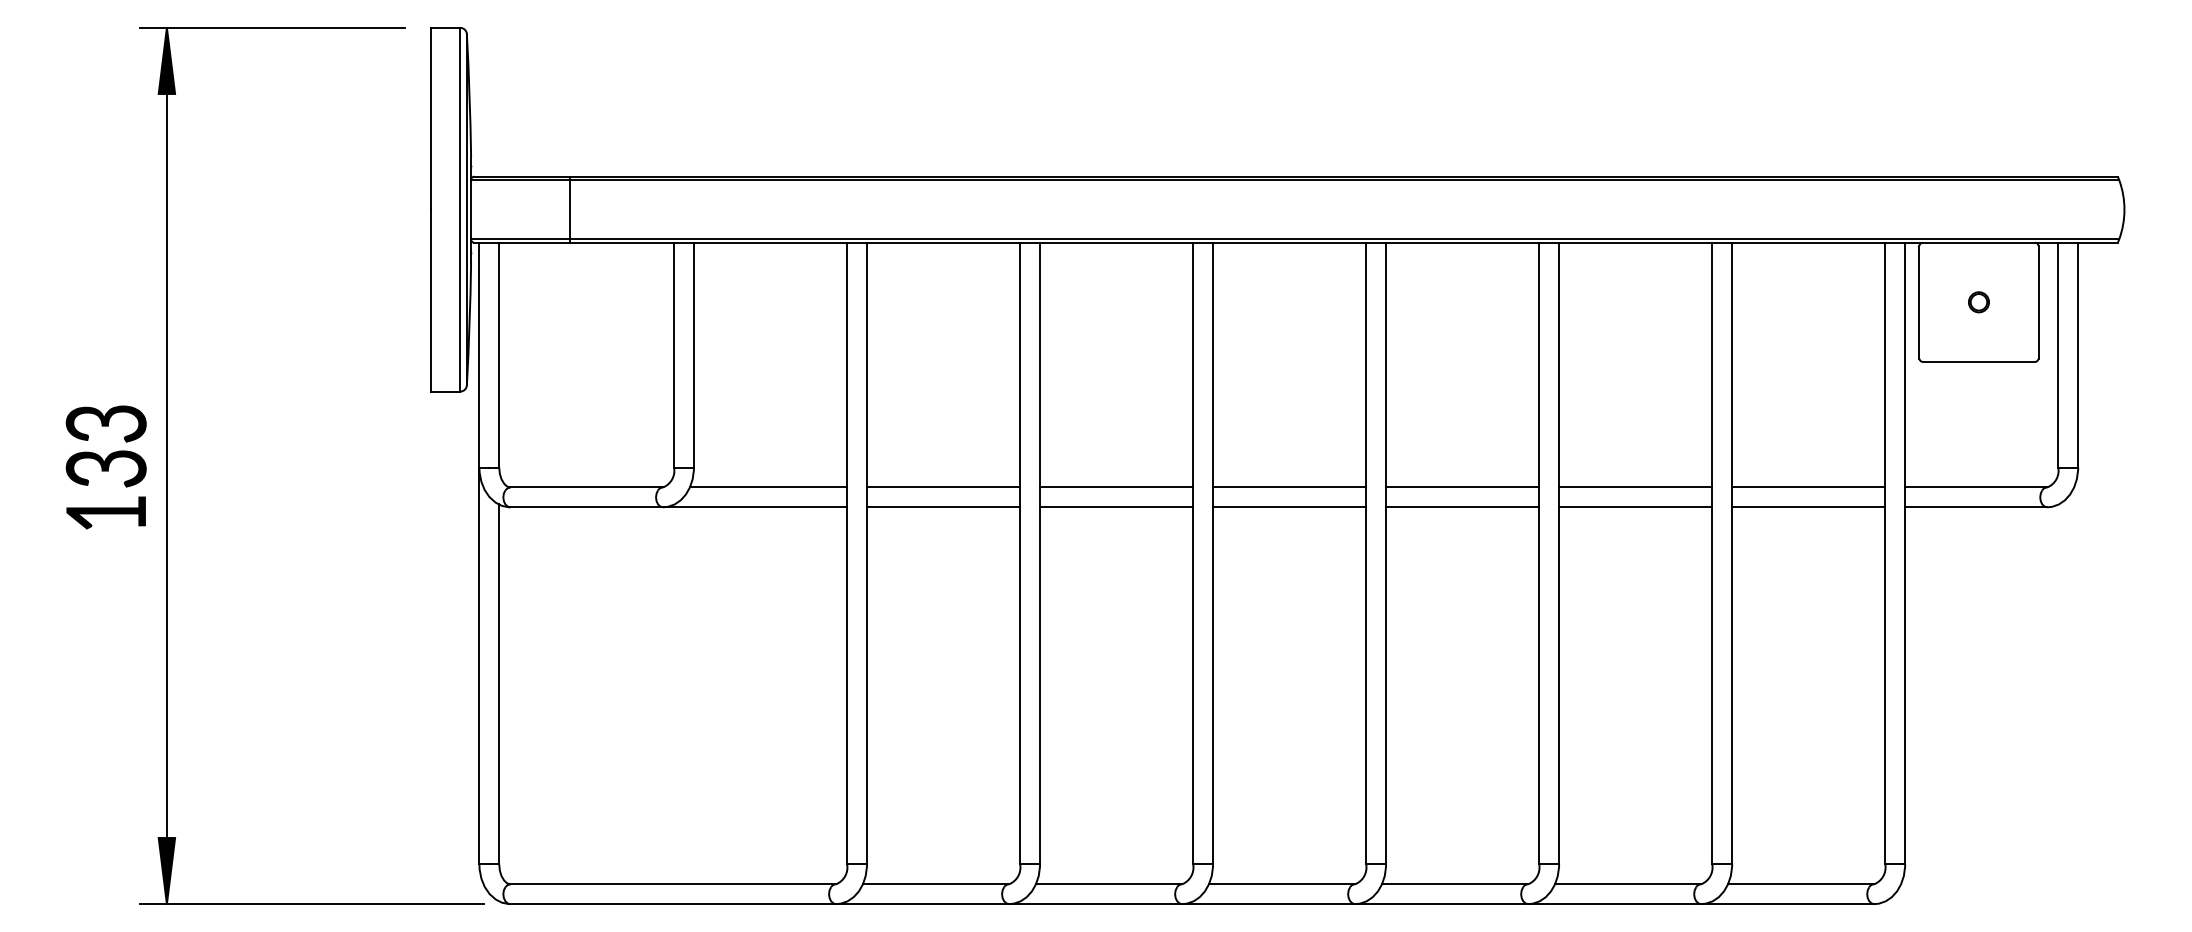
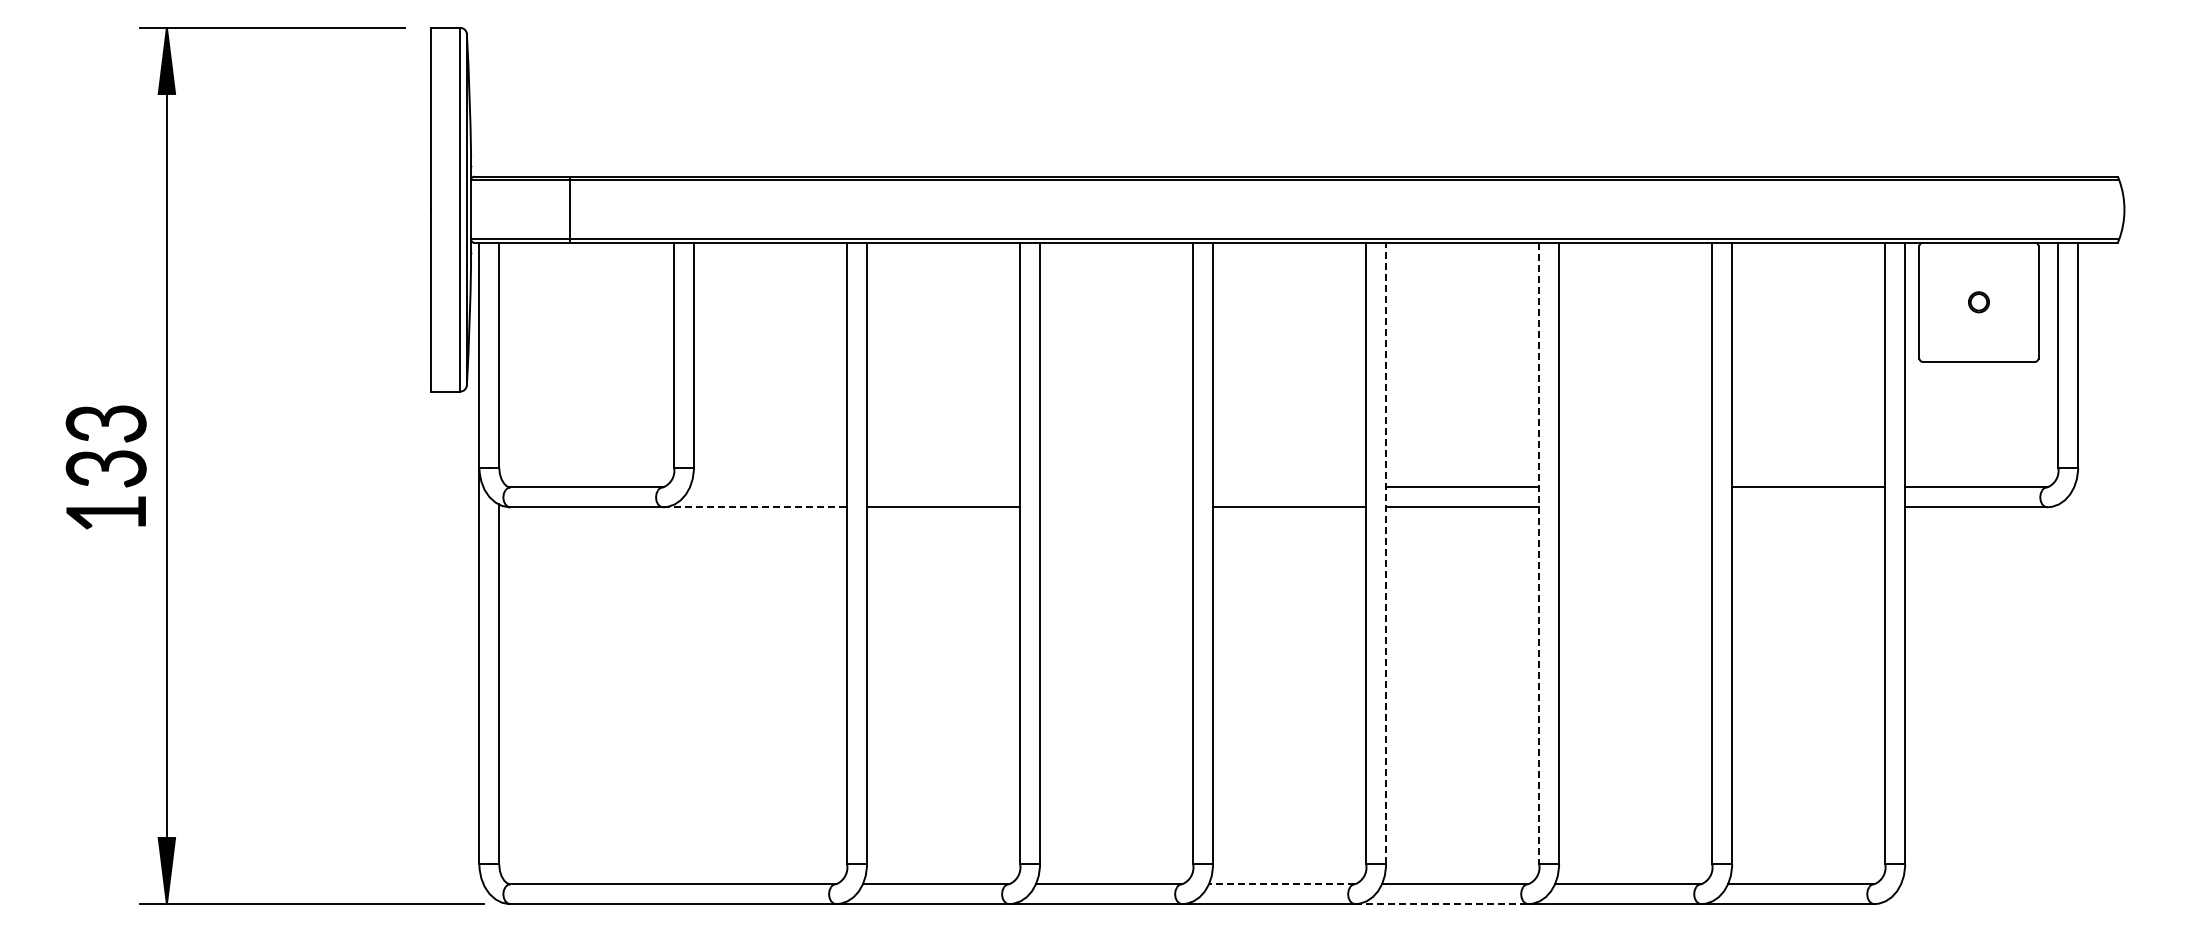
line: present -> none (768, 487)
line: present -> none (943, 487)
line: present -> none (1116, 487)
line: present -> none (1289, 487)
line: present -> none (1635, 487)
line: solid -> dashed (755, 507)
line: present -> none (1116, 507)
line: present -> none (1635, 507)
line: present -> none (1808, 507)
line: solid -> dashed (1386, 553)
line: solid -> dashed (1539, 553)
line: solid -> dashed (1281, 884)
line: solid -> dashed (1441, 904)
